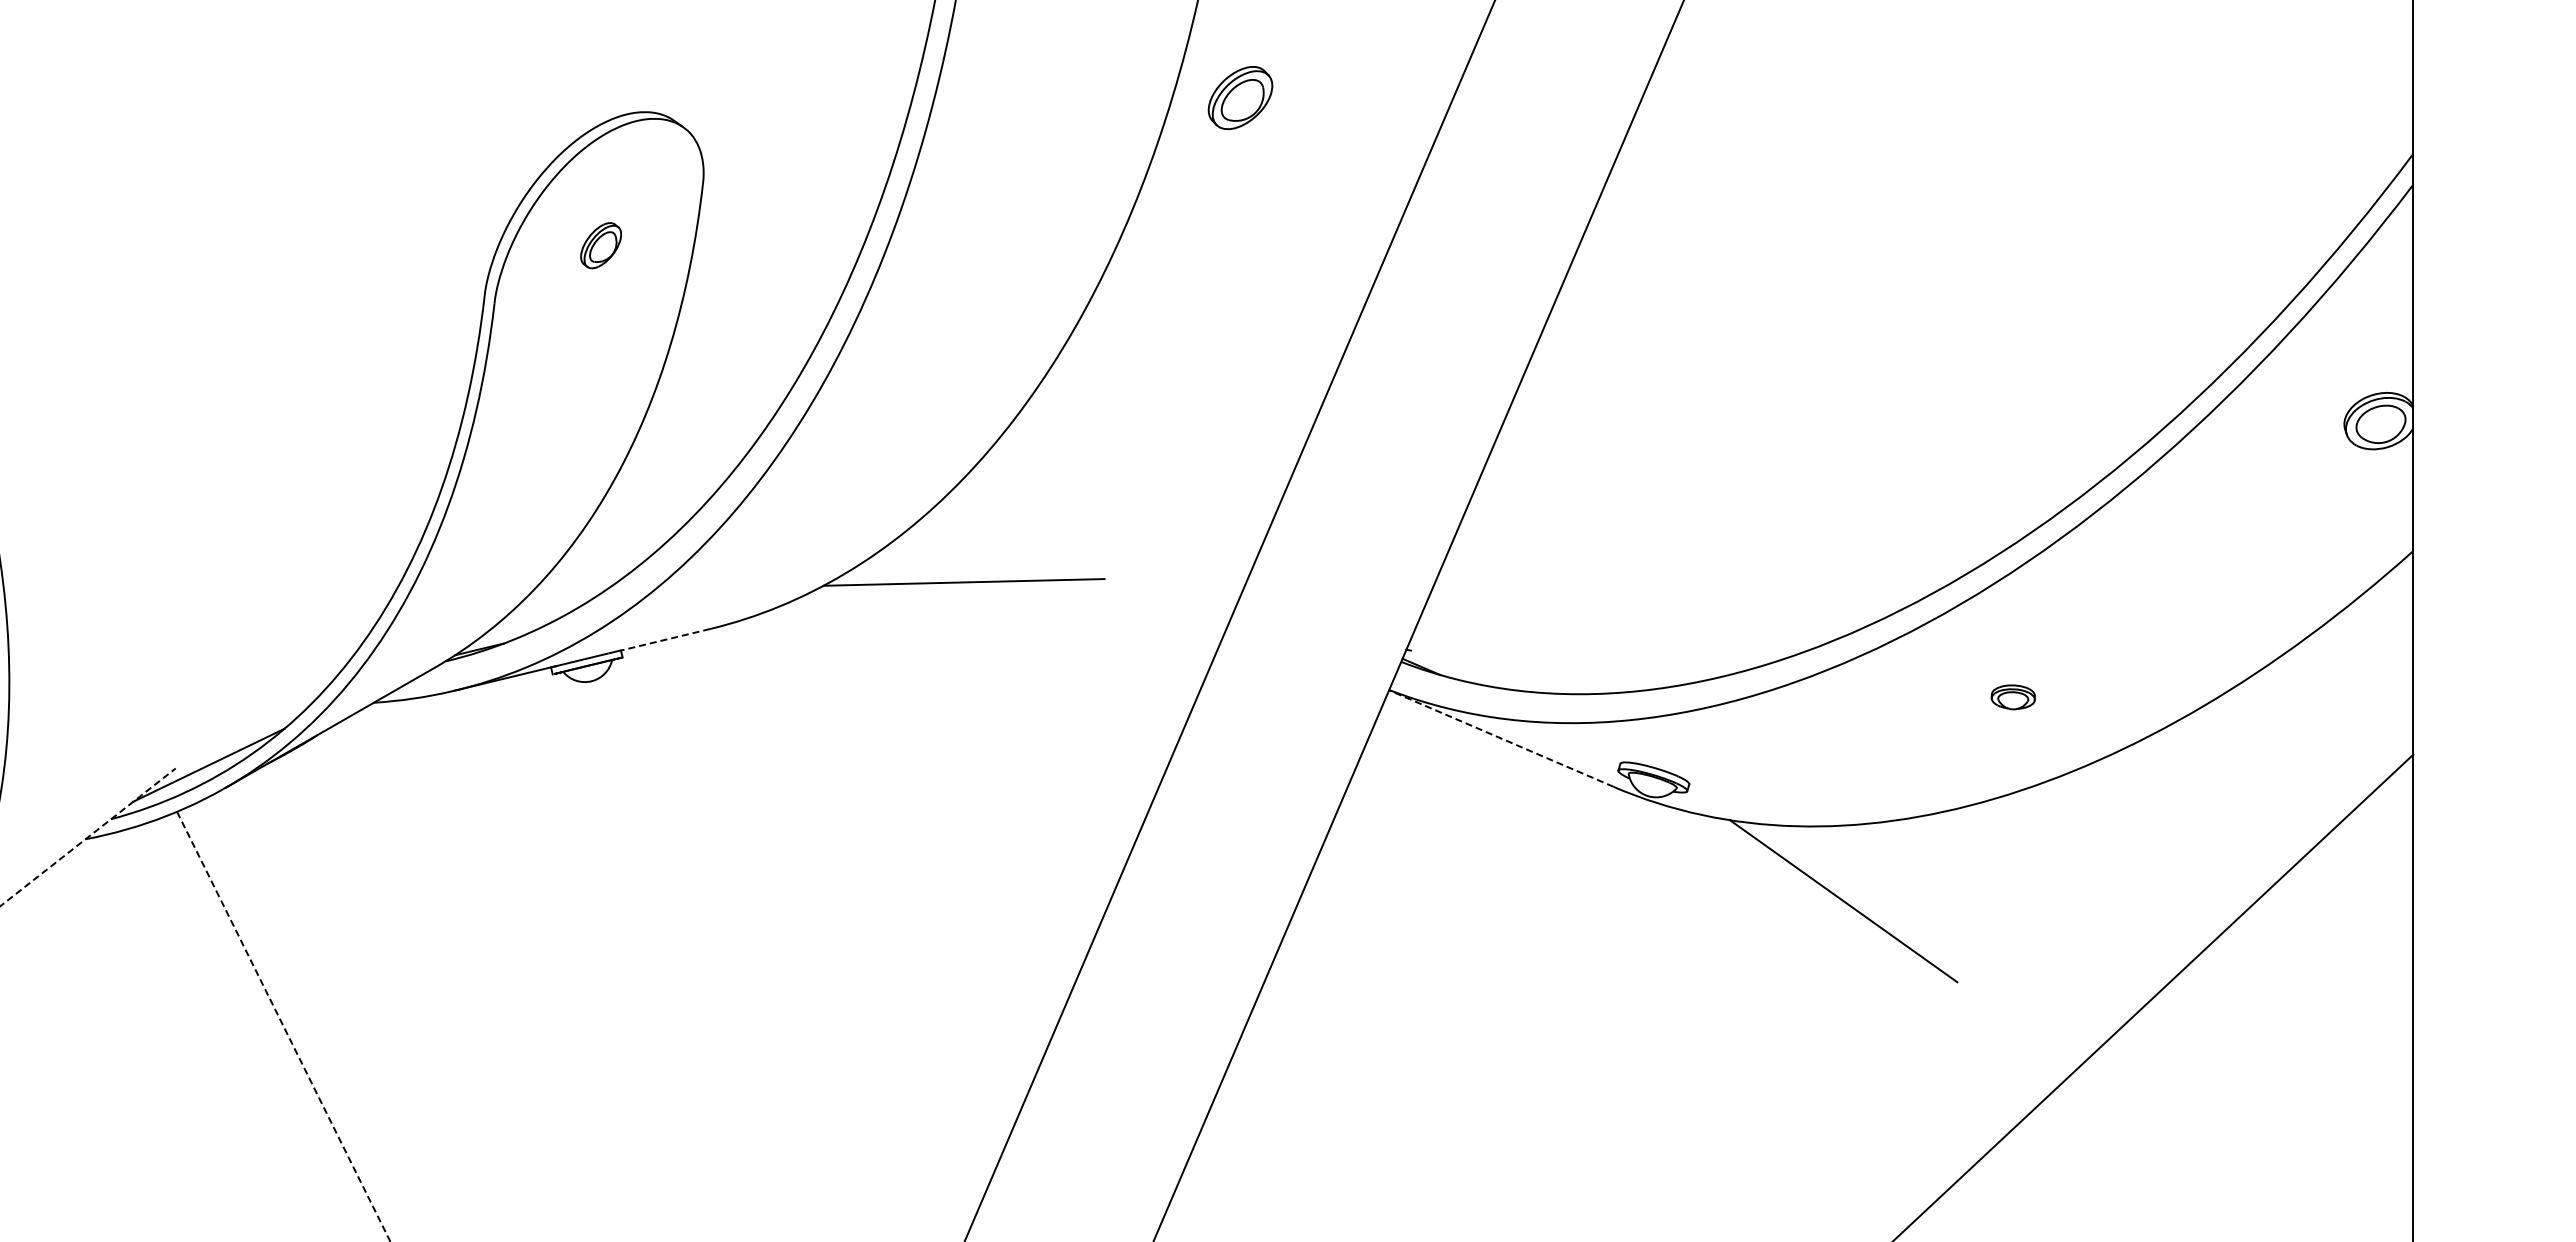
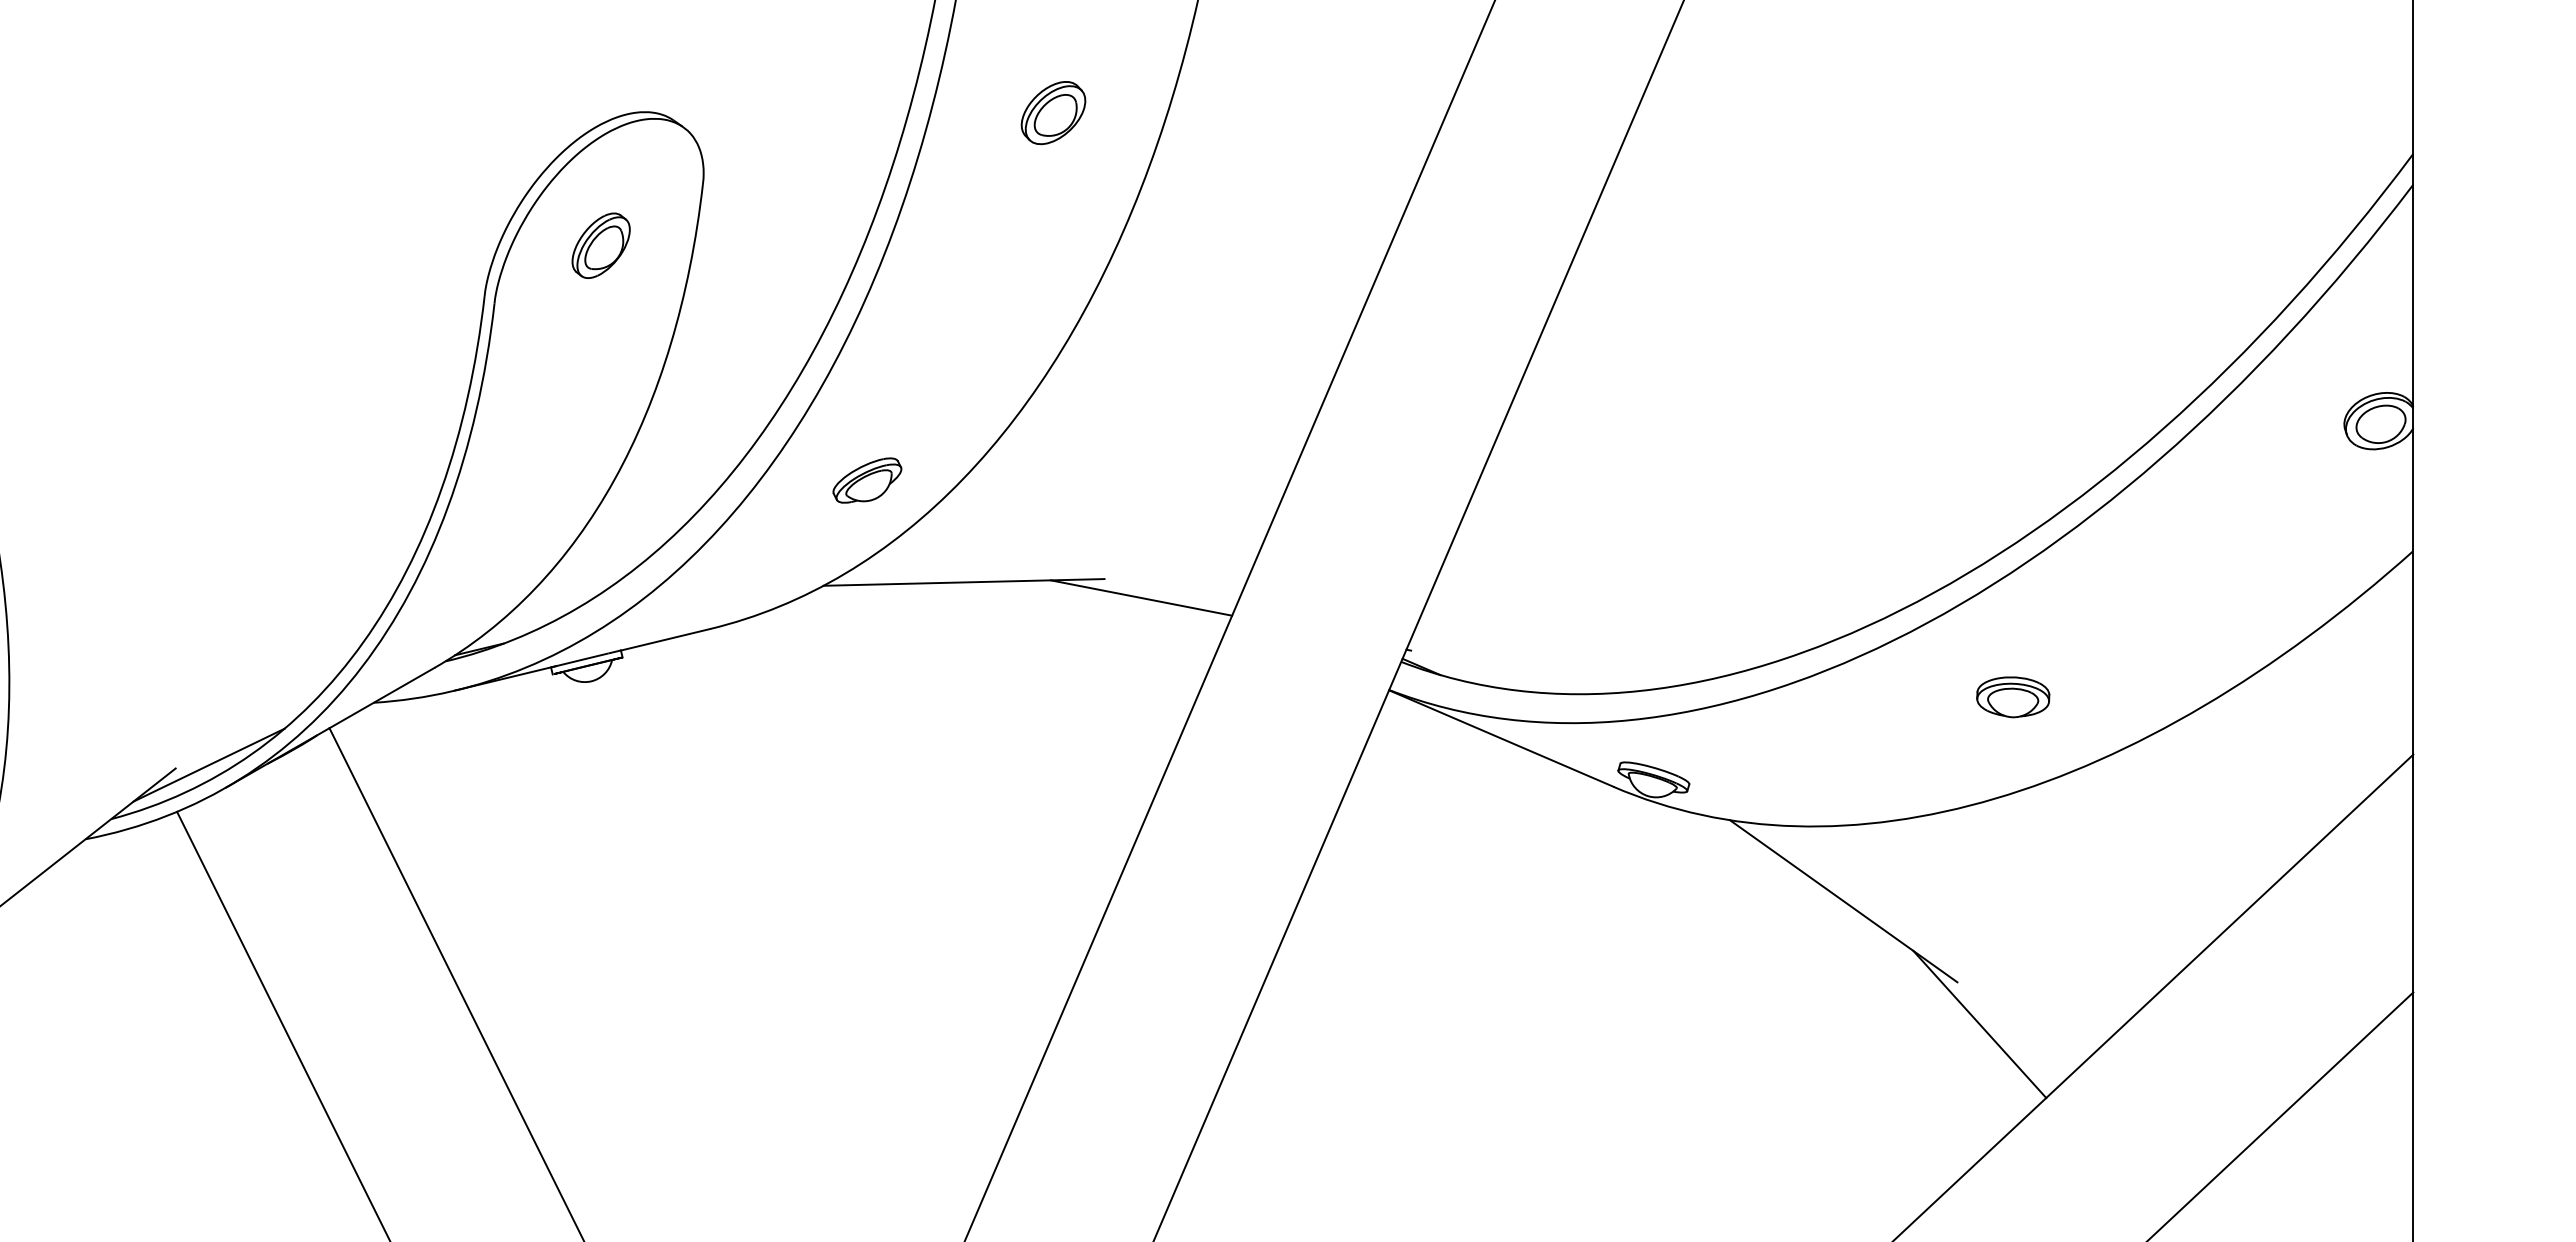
part position: (1240, 98) -> (1053, 113) (1053, 113)
part size: 42x48 px -> 60x67 px (600, 245)
part: none -> present (867, 480)
line: none -> present (1141, 597)
line: dashed -> solid (665, 639)
part size: 46x27 px -> 75x43 px (2013, 697)
line: dashed -> solid (1500, 738)
line: dashed -> solid (87, 837)
line: none -> present (455, 983)
line: none -> present (1979, 1024)
line: dashed -> solid (283, 1026)
line: none -> present (2281, 1115)
